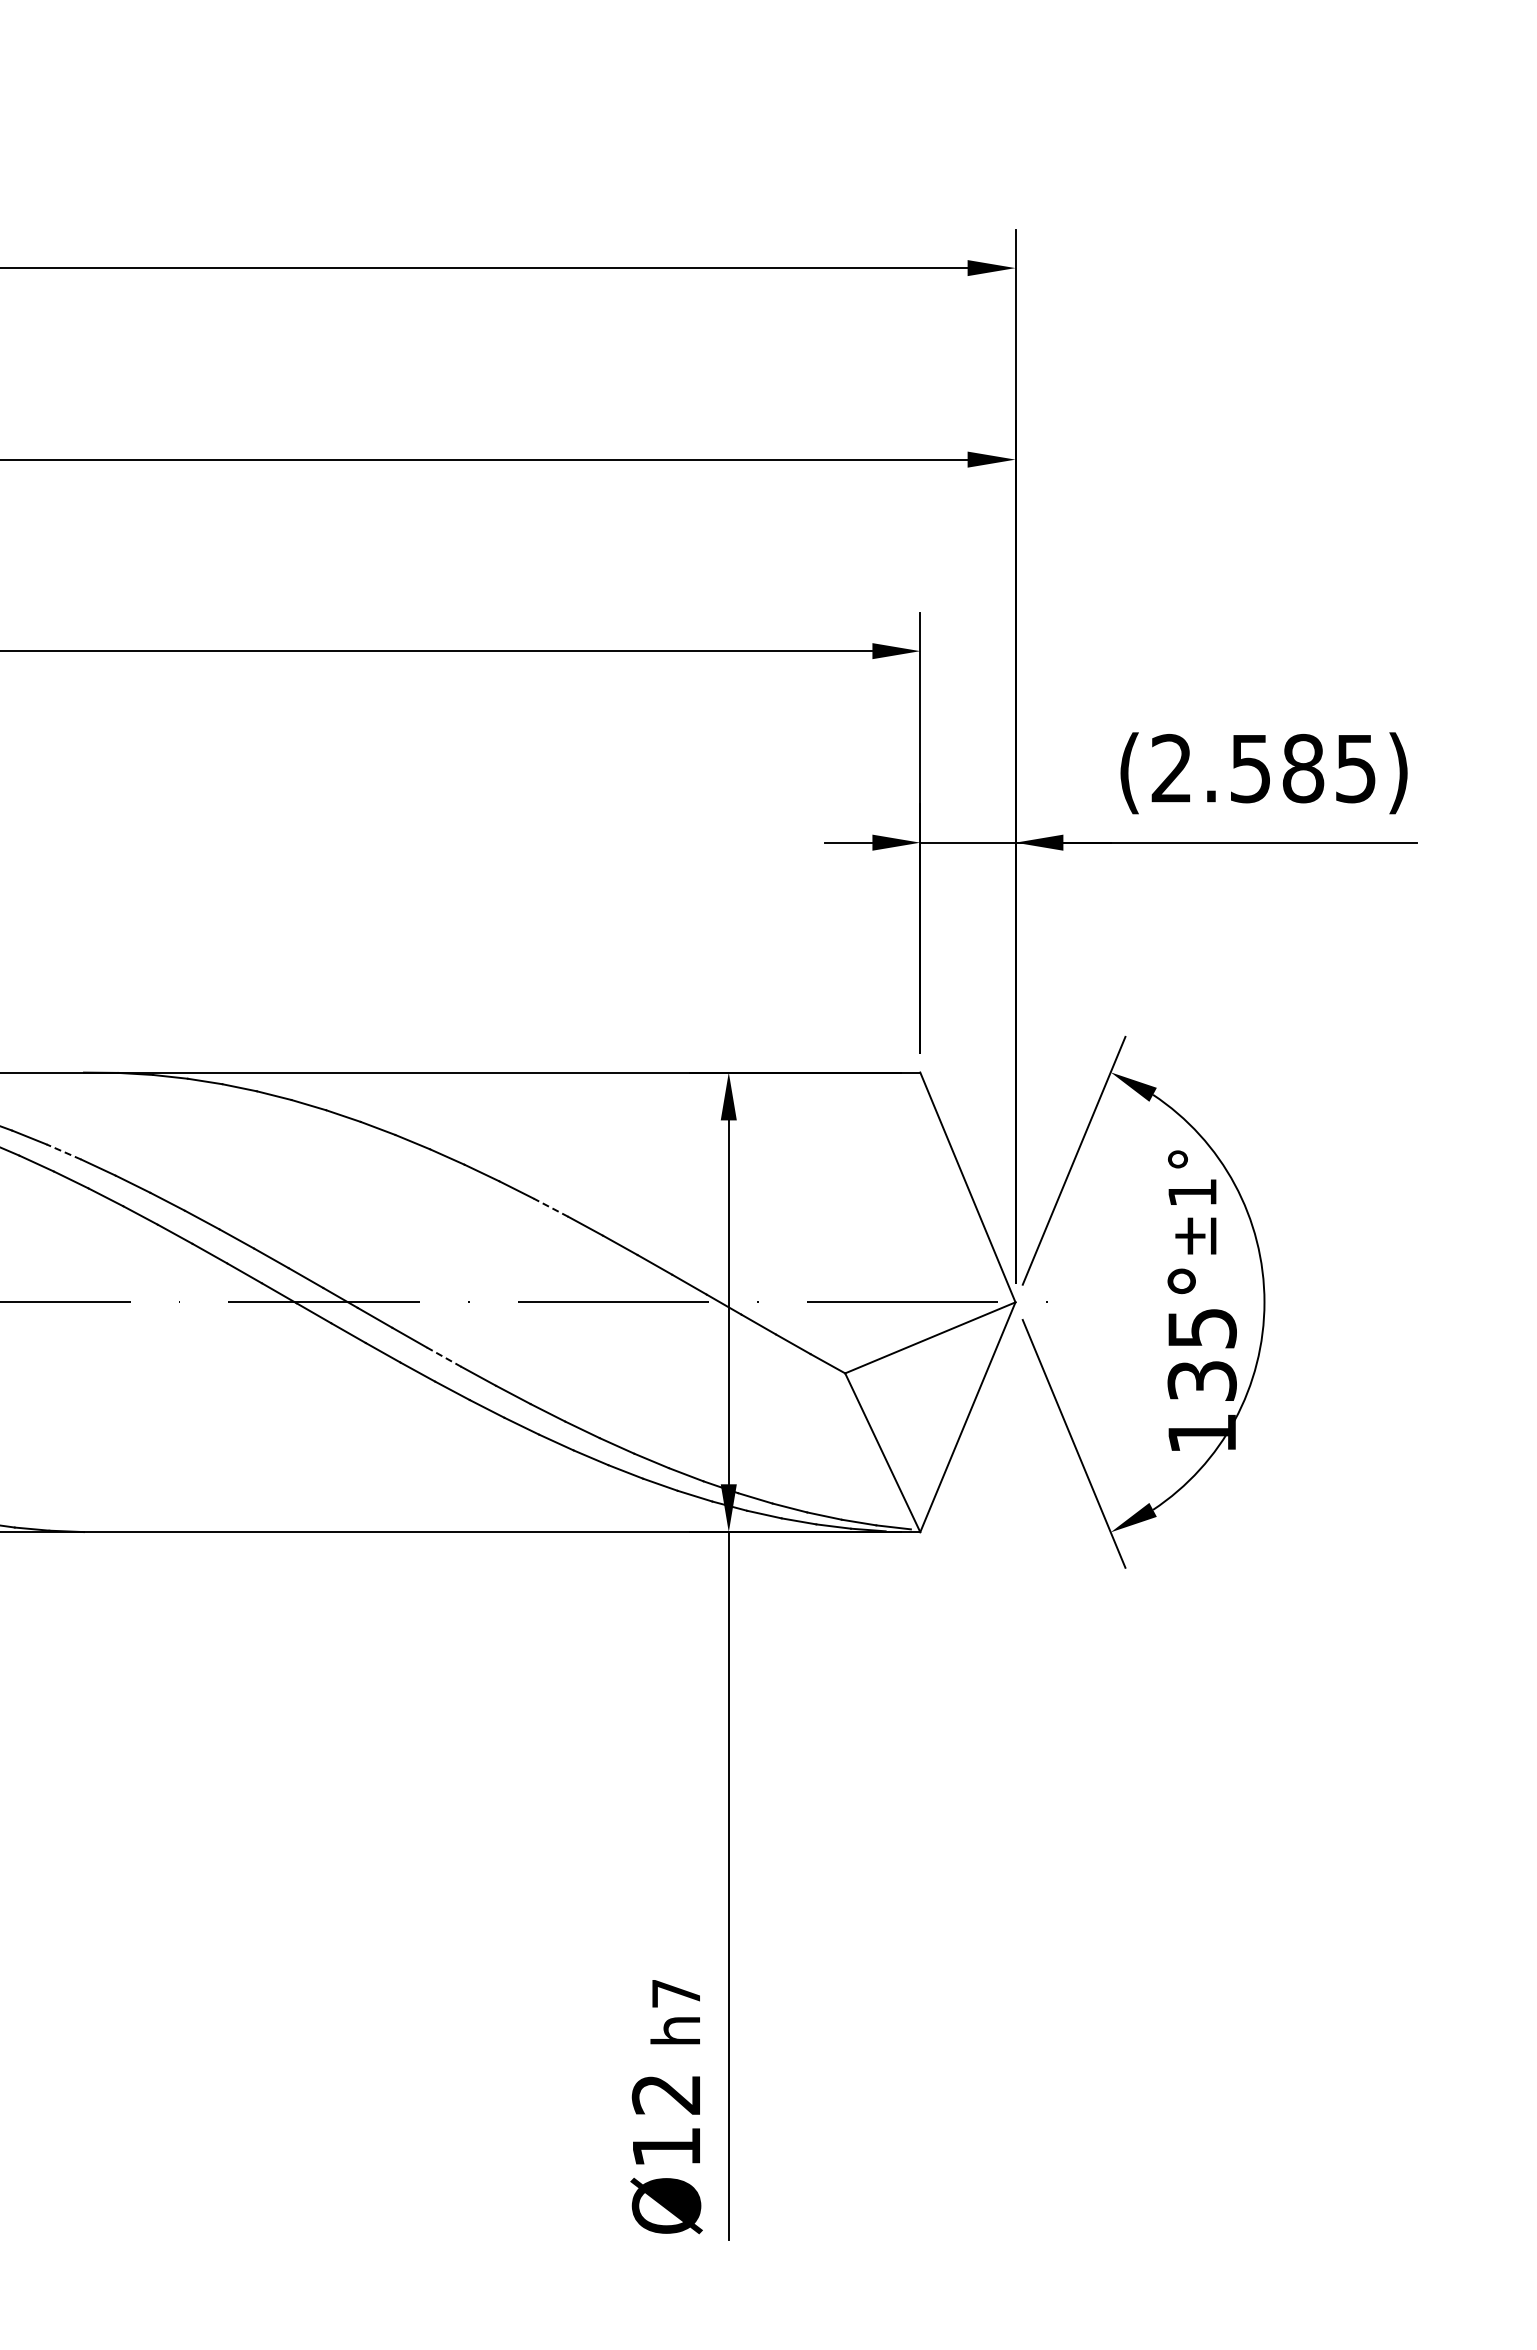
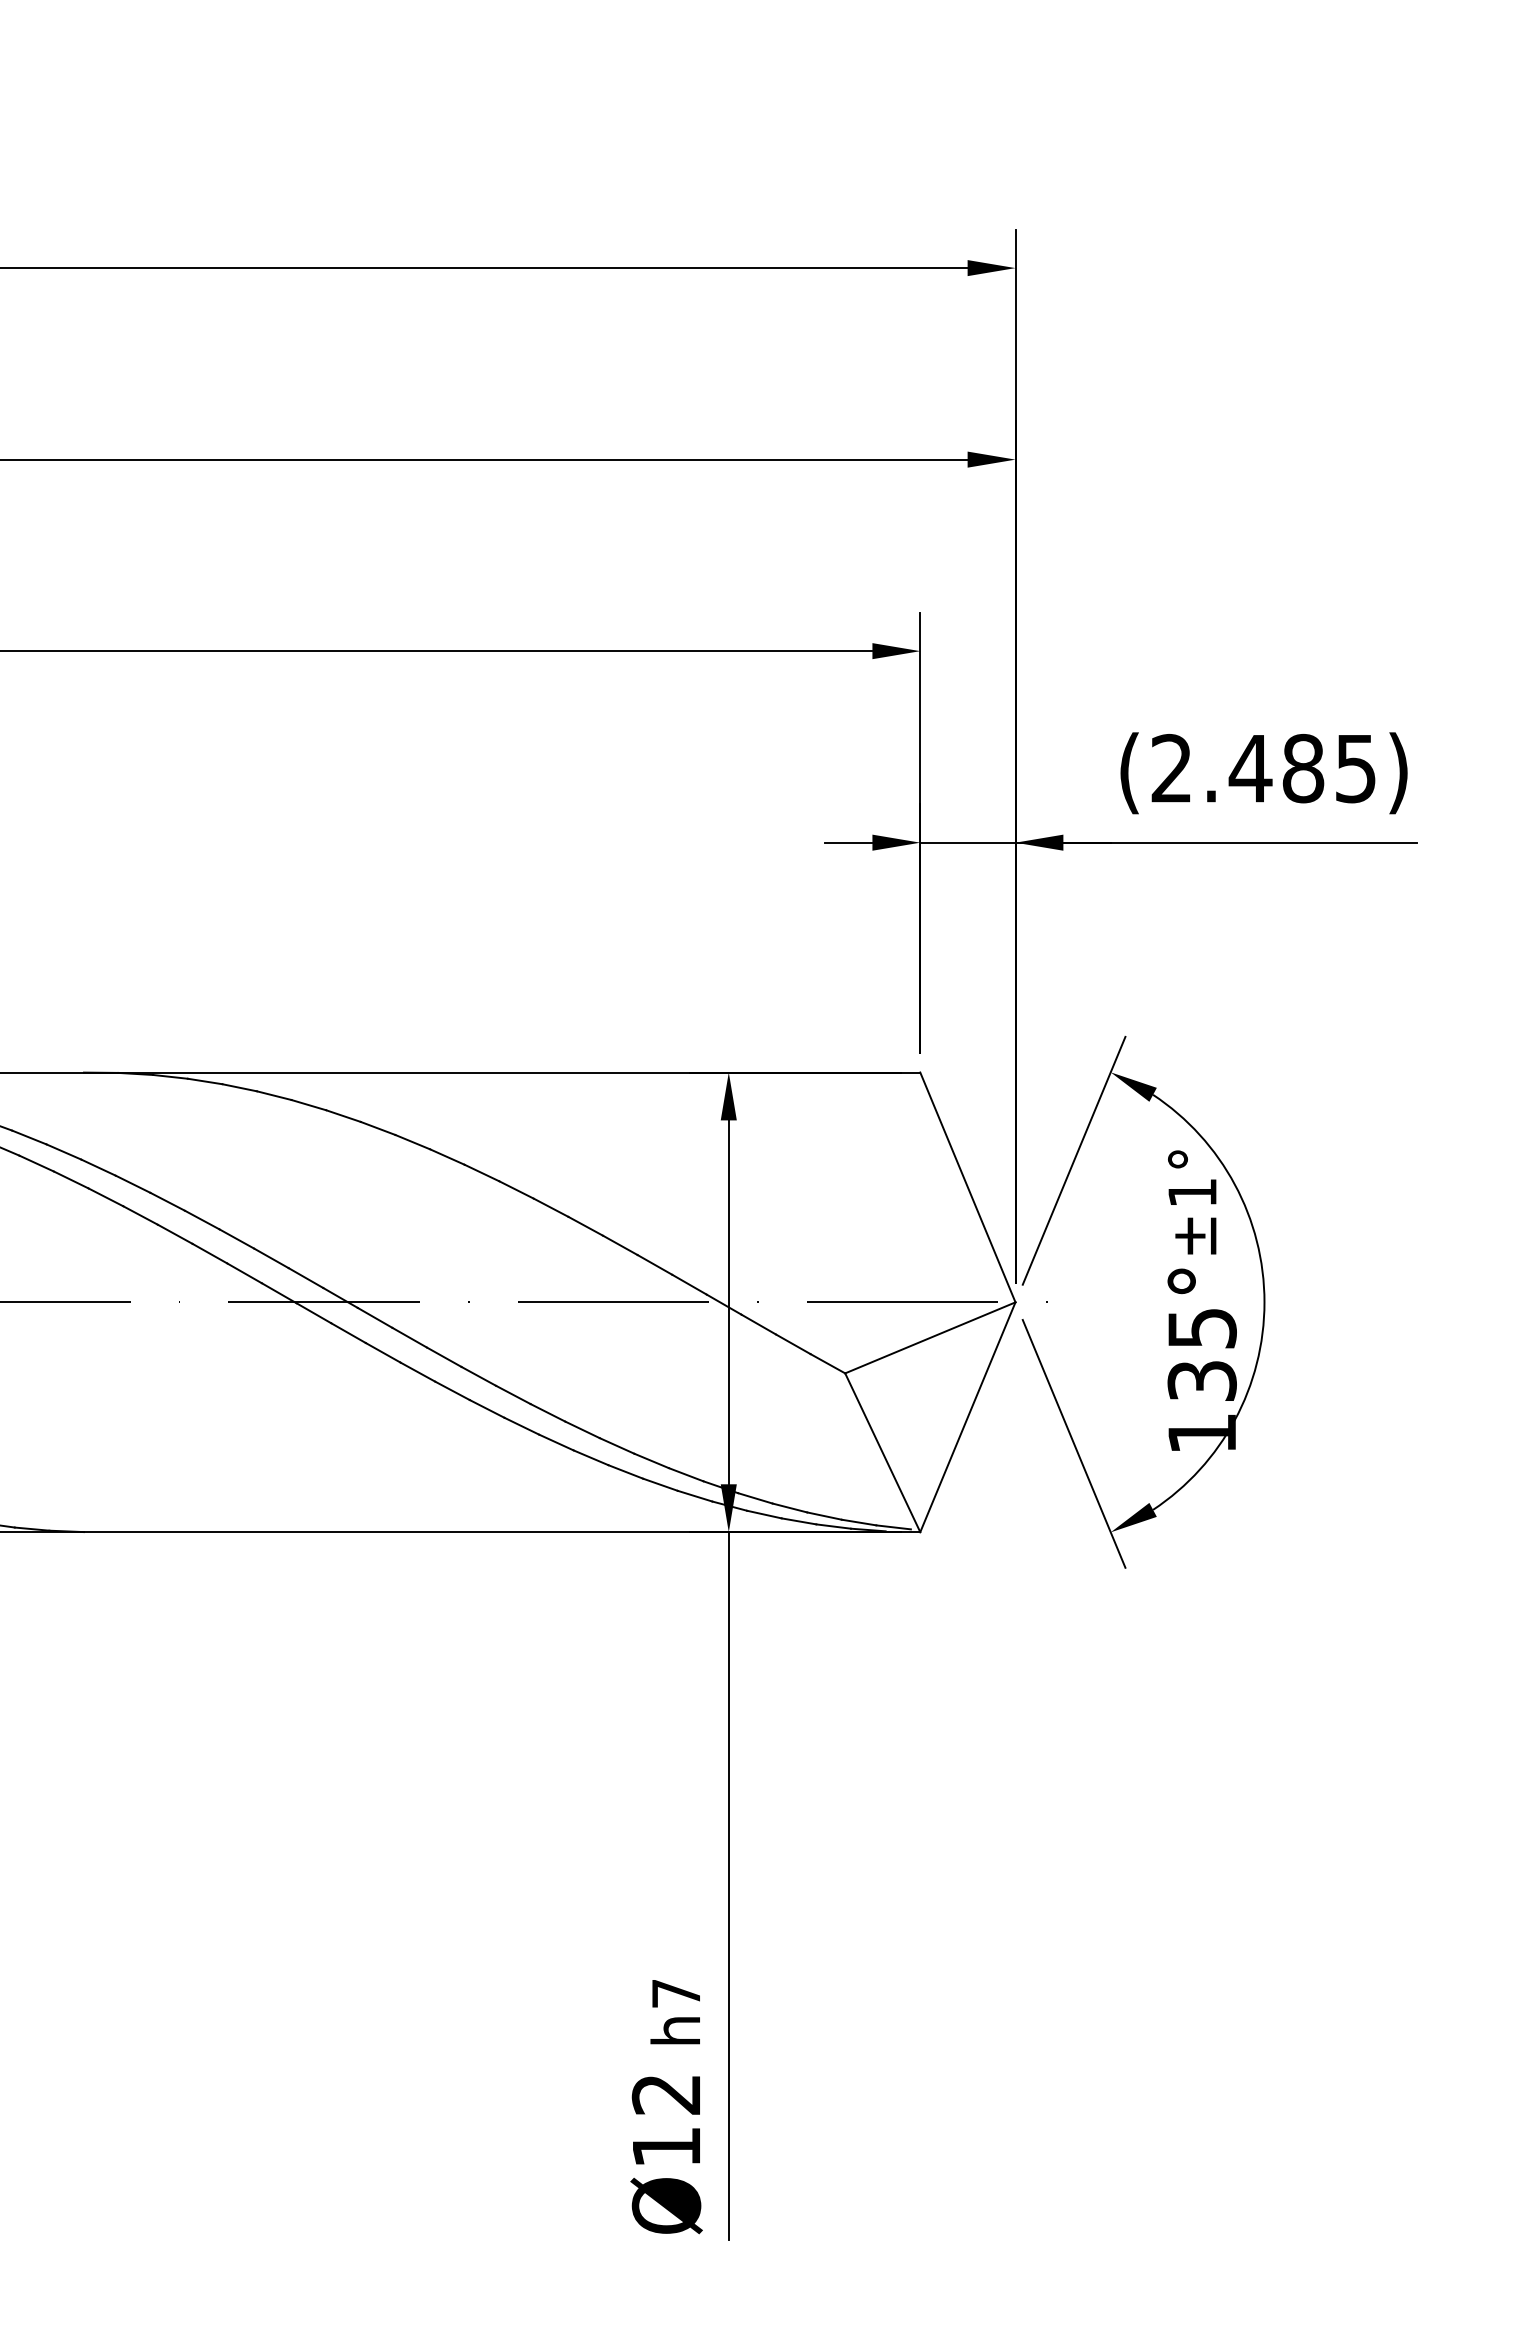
text: (2.585) -> (2.485) (1250, 769)
line: dashed -> solid (63, 1152)
line: dashed -> solid (551, 1207)
line: dashed -> solid (444, 1357)
